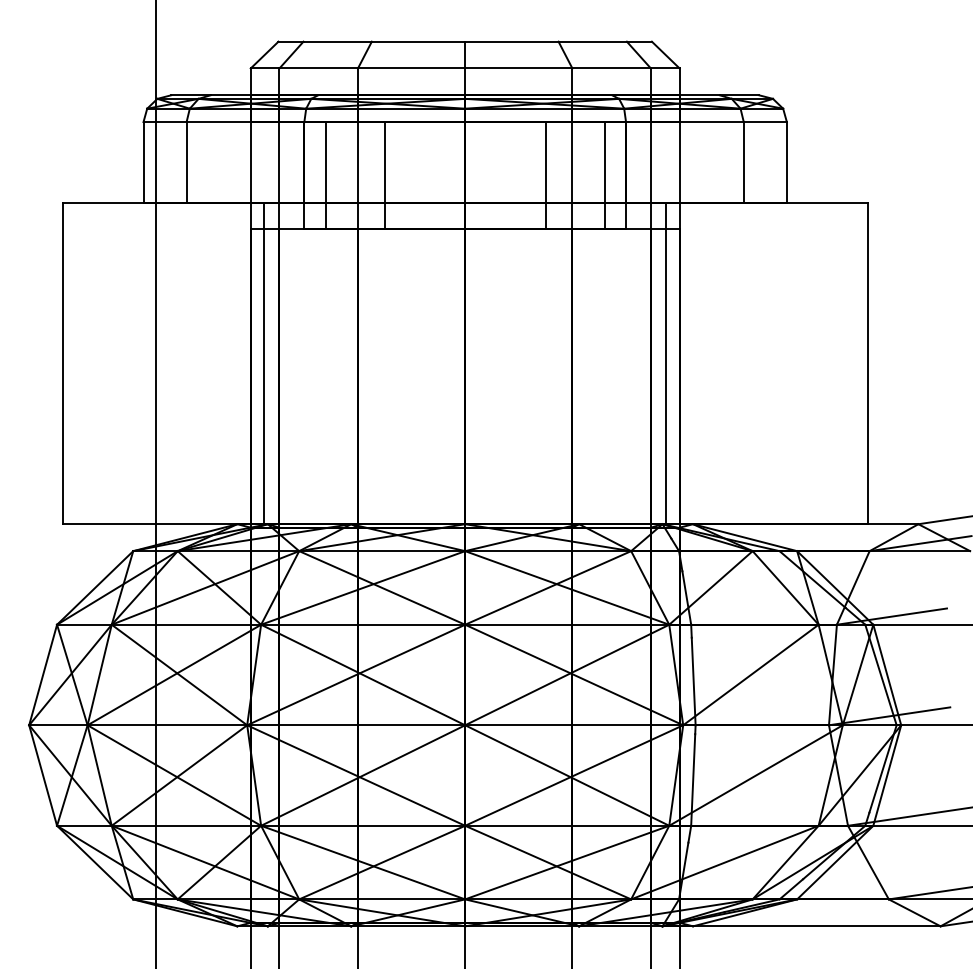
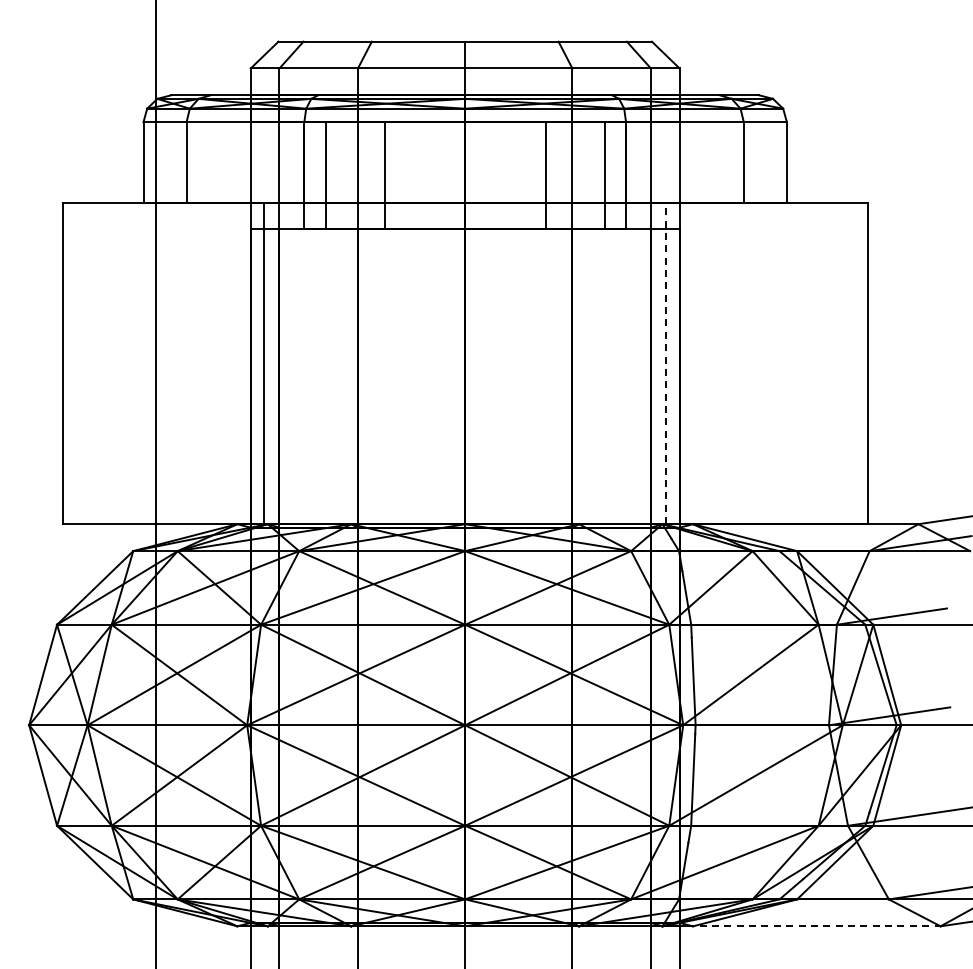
line: solid -> dashed (666, 363)
line: solid -> dashed (802, 926)
